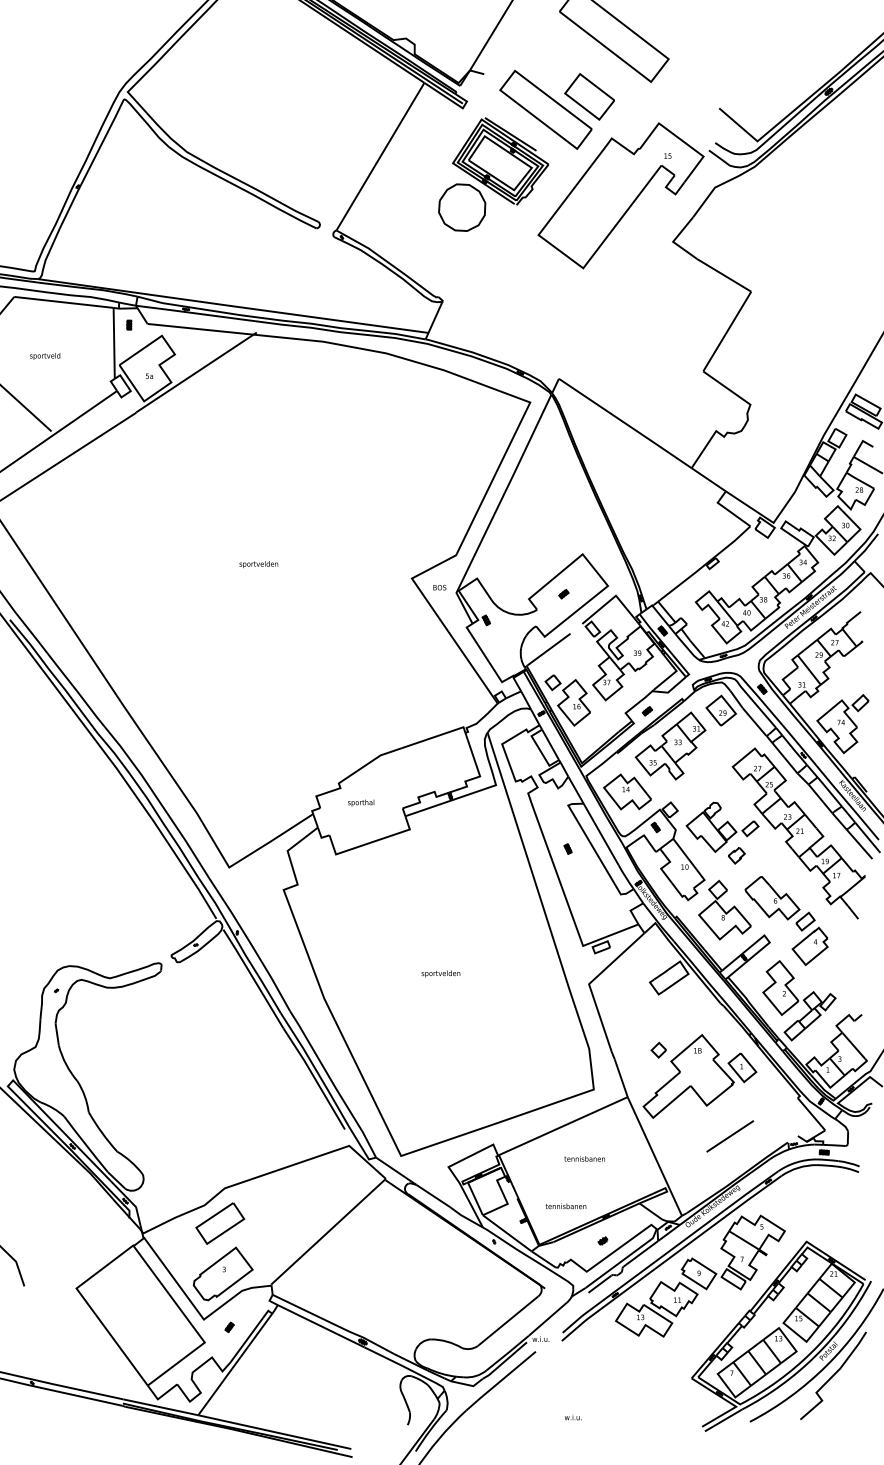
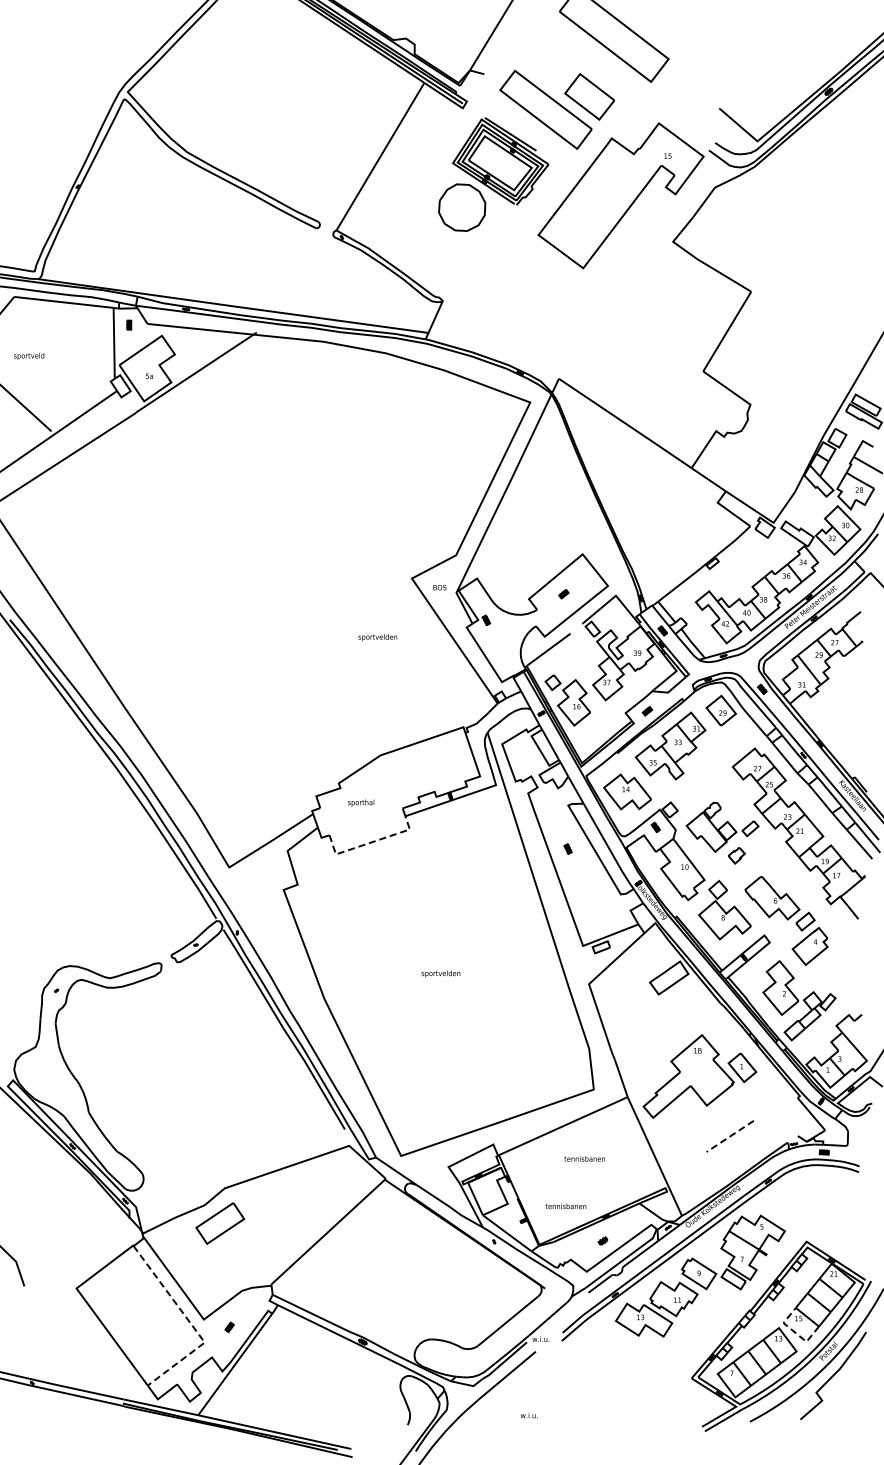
text position: (45, 356) -> (29, 356) (29, 356)
text position: (258, 564) -> (377, 637) (377, 637)
part: present -> none (842, 724)
line: solid -> dashed (370, 842)
part: present -> none (658, 1049)
line: solid -> dashed (729, 1136)
part: present -> none (222, 1273)
line: solid -> dashed (191, 1324)
line: solid -> dashed (795, 1332)
text position: (572, 1417) -> (528, 1415) (528, 1415)
